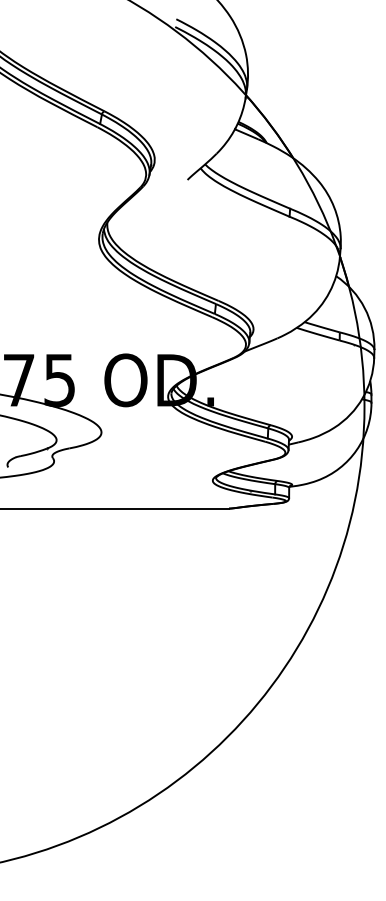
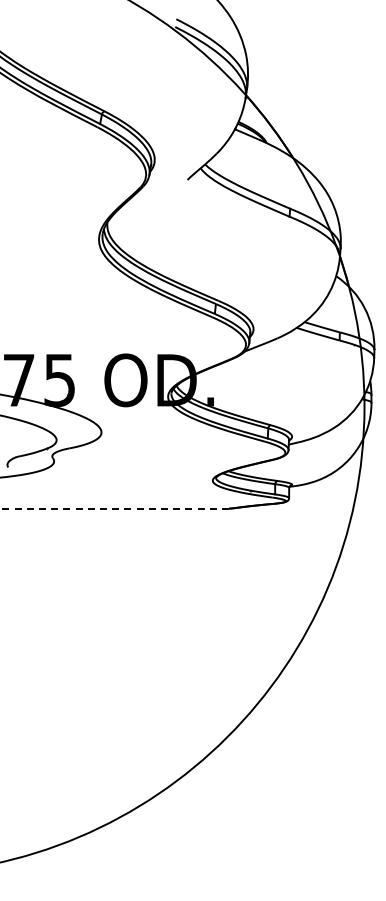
line: solid -> dashed (114, 508)
